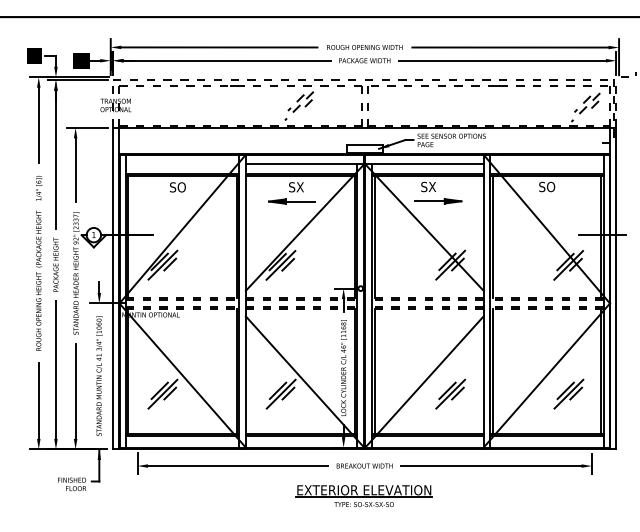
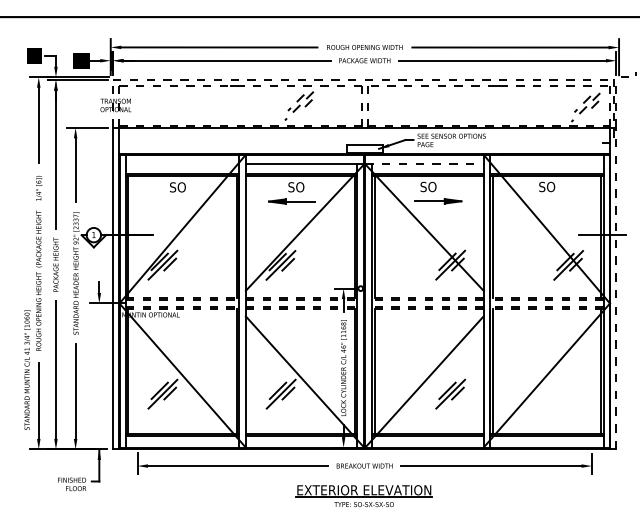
line: solid -> dashed (424, 164)
text: SX -> SO (428, 186)
text: SX -> SO (296, 187)
line: solid -> dashed (616, 288)
text position: (99, 375) -> (27, 369) (27, 369)
part: present -> none (568, 393)
